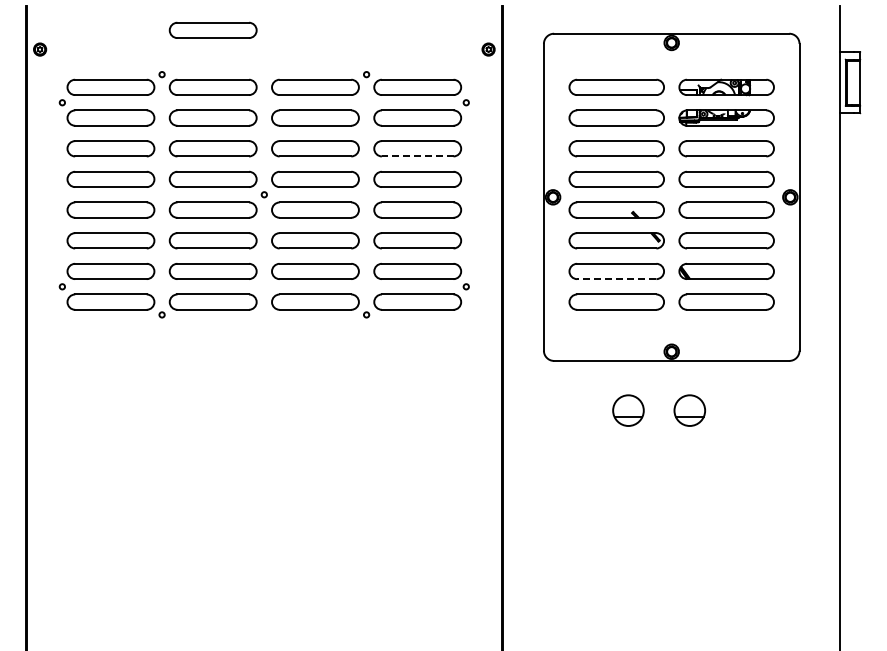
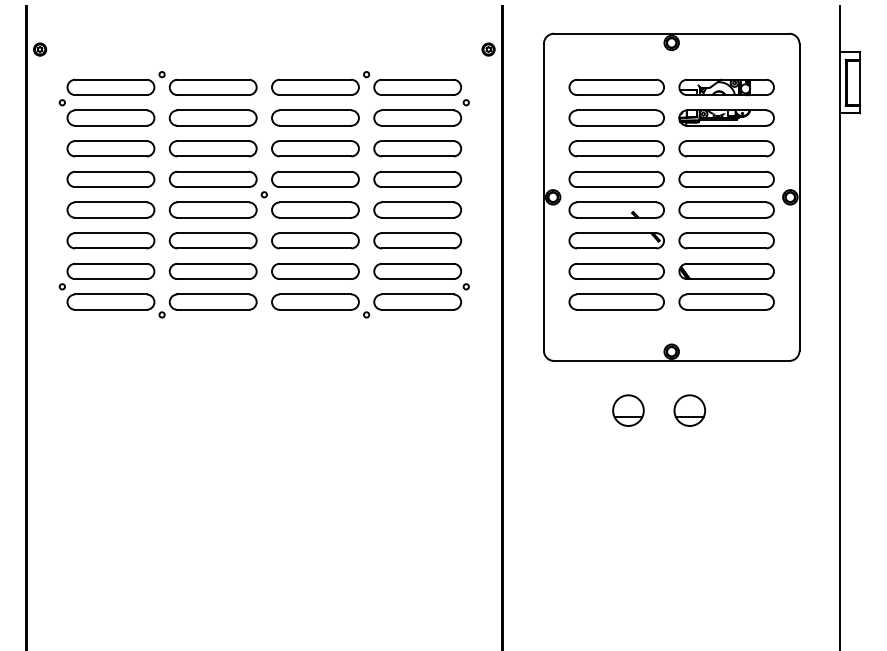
part: present -> none (212, 29)
line: dashed -> solid (417, 156)
line: dashed -> solid (616, 279)
